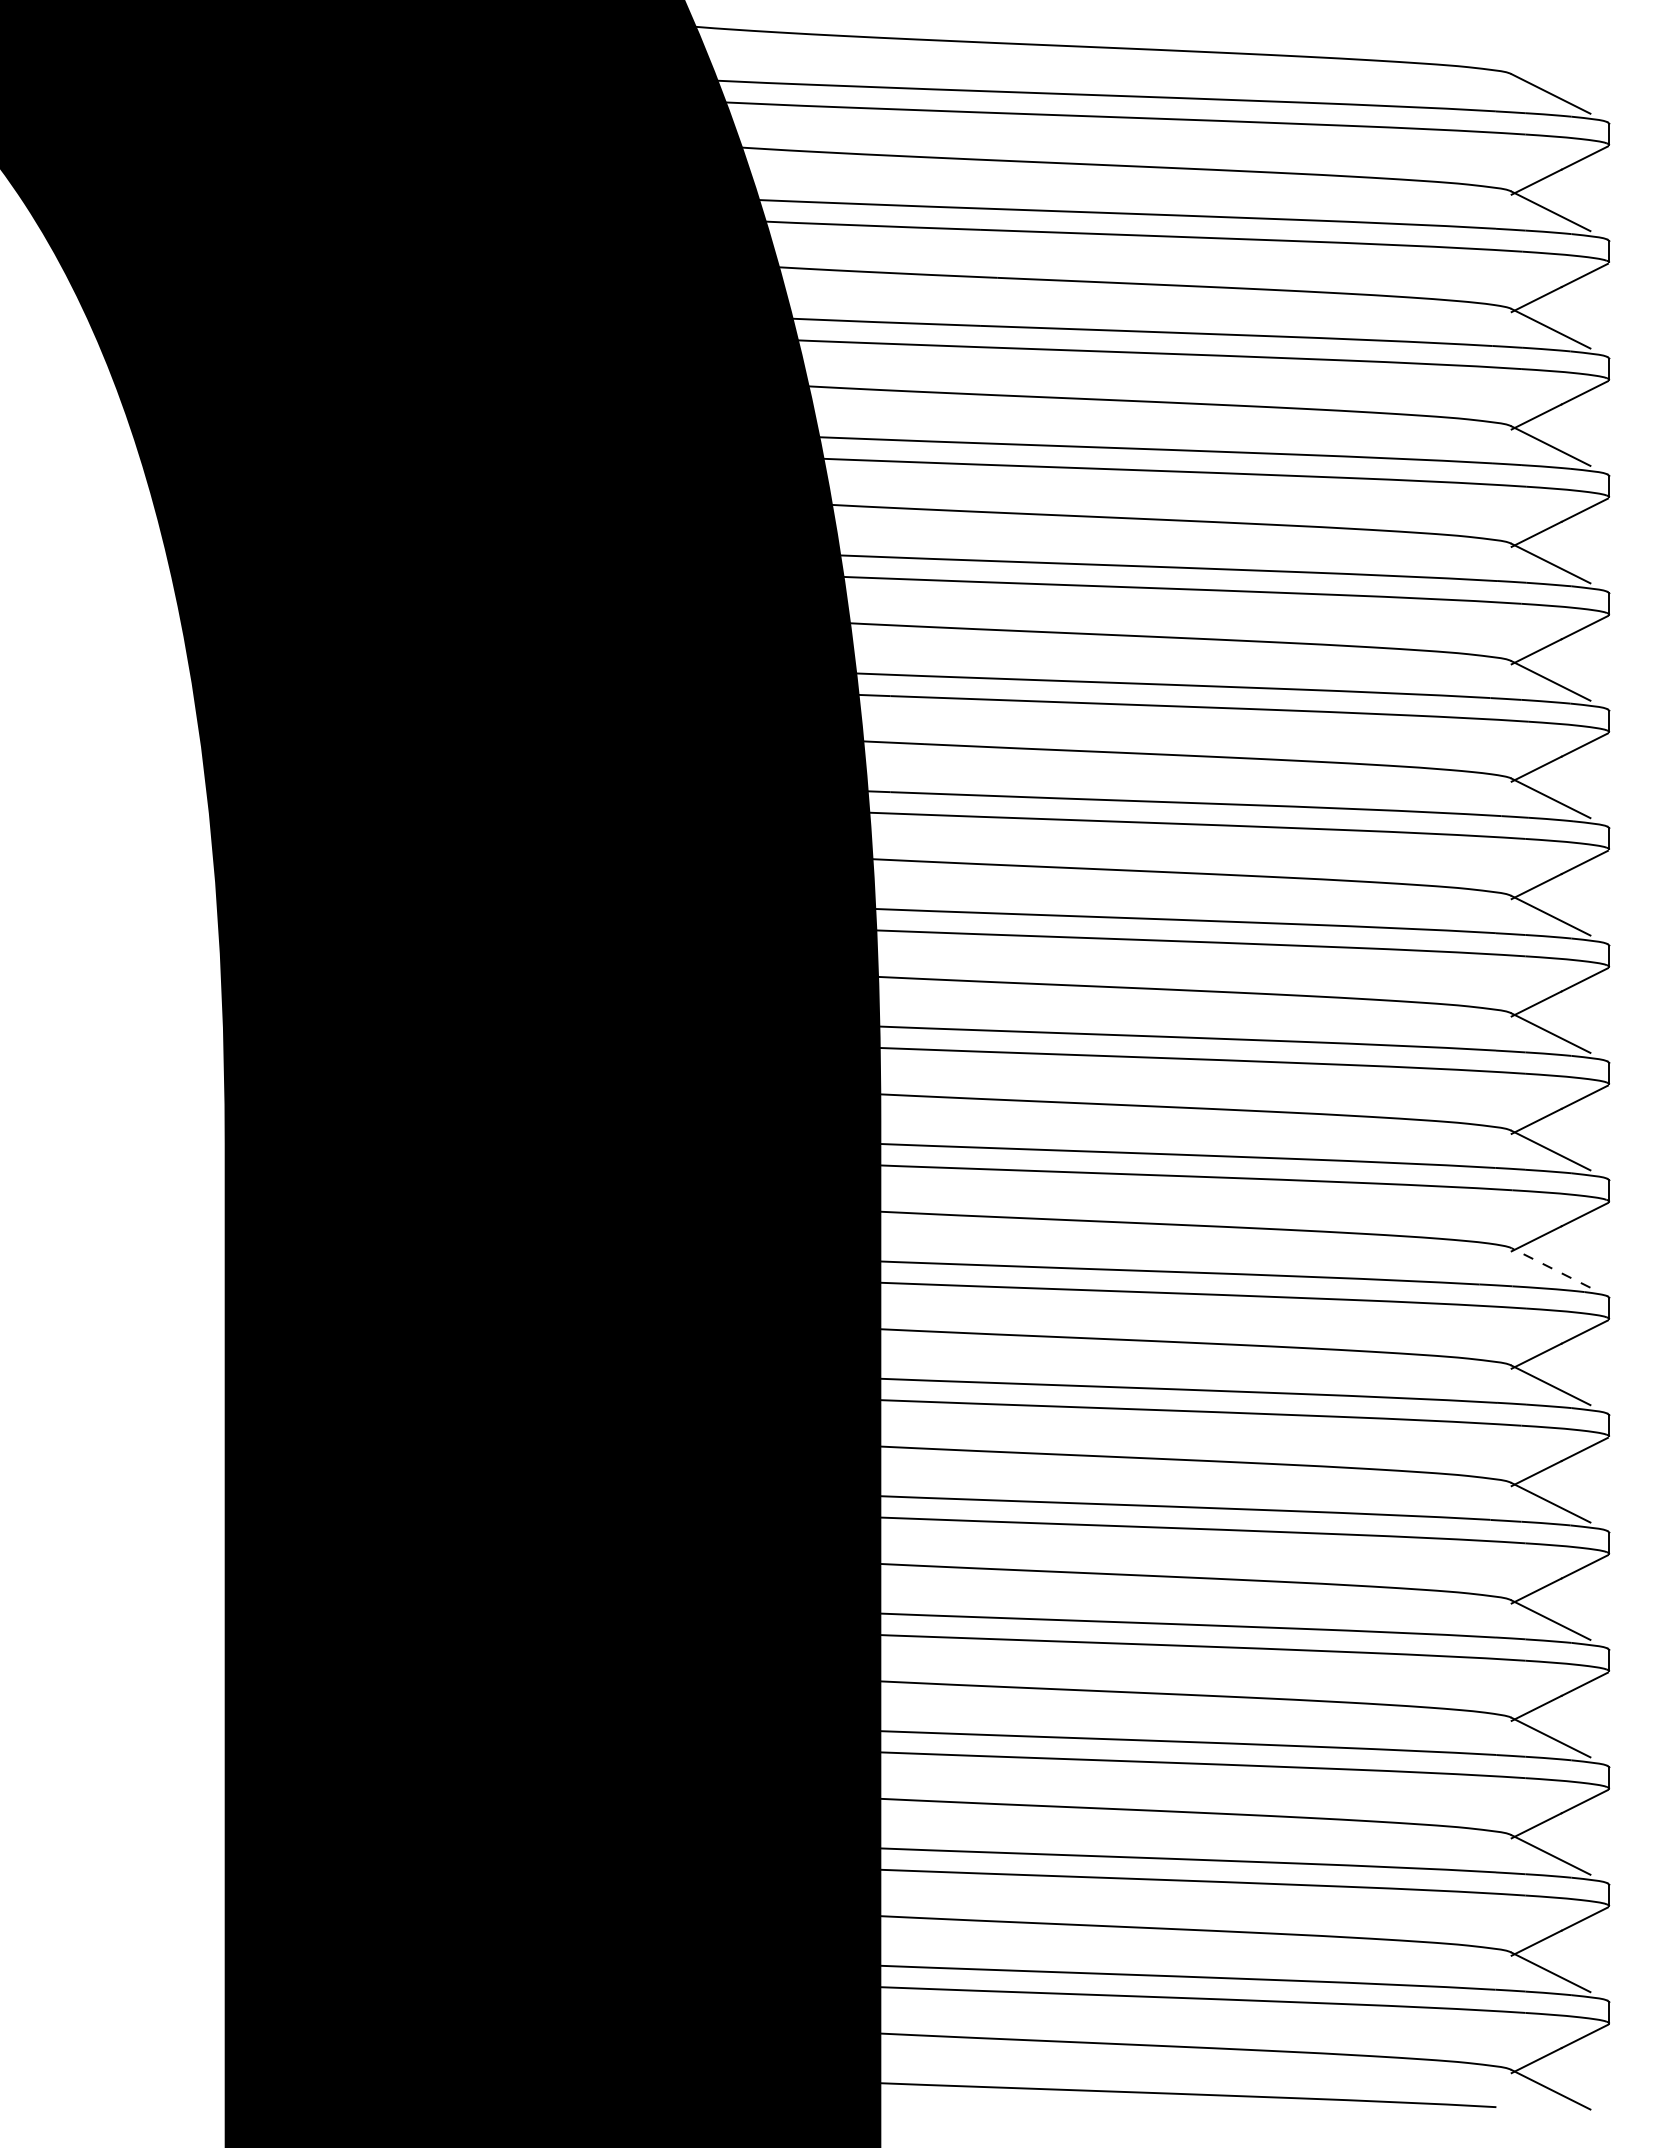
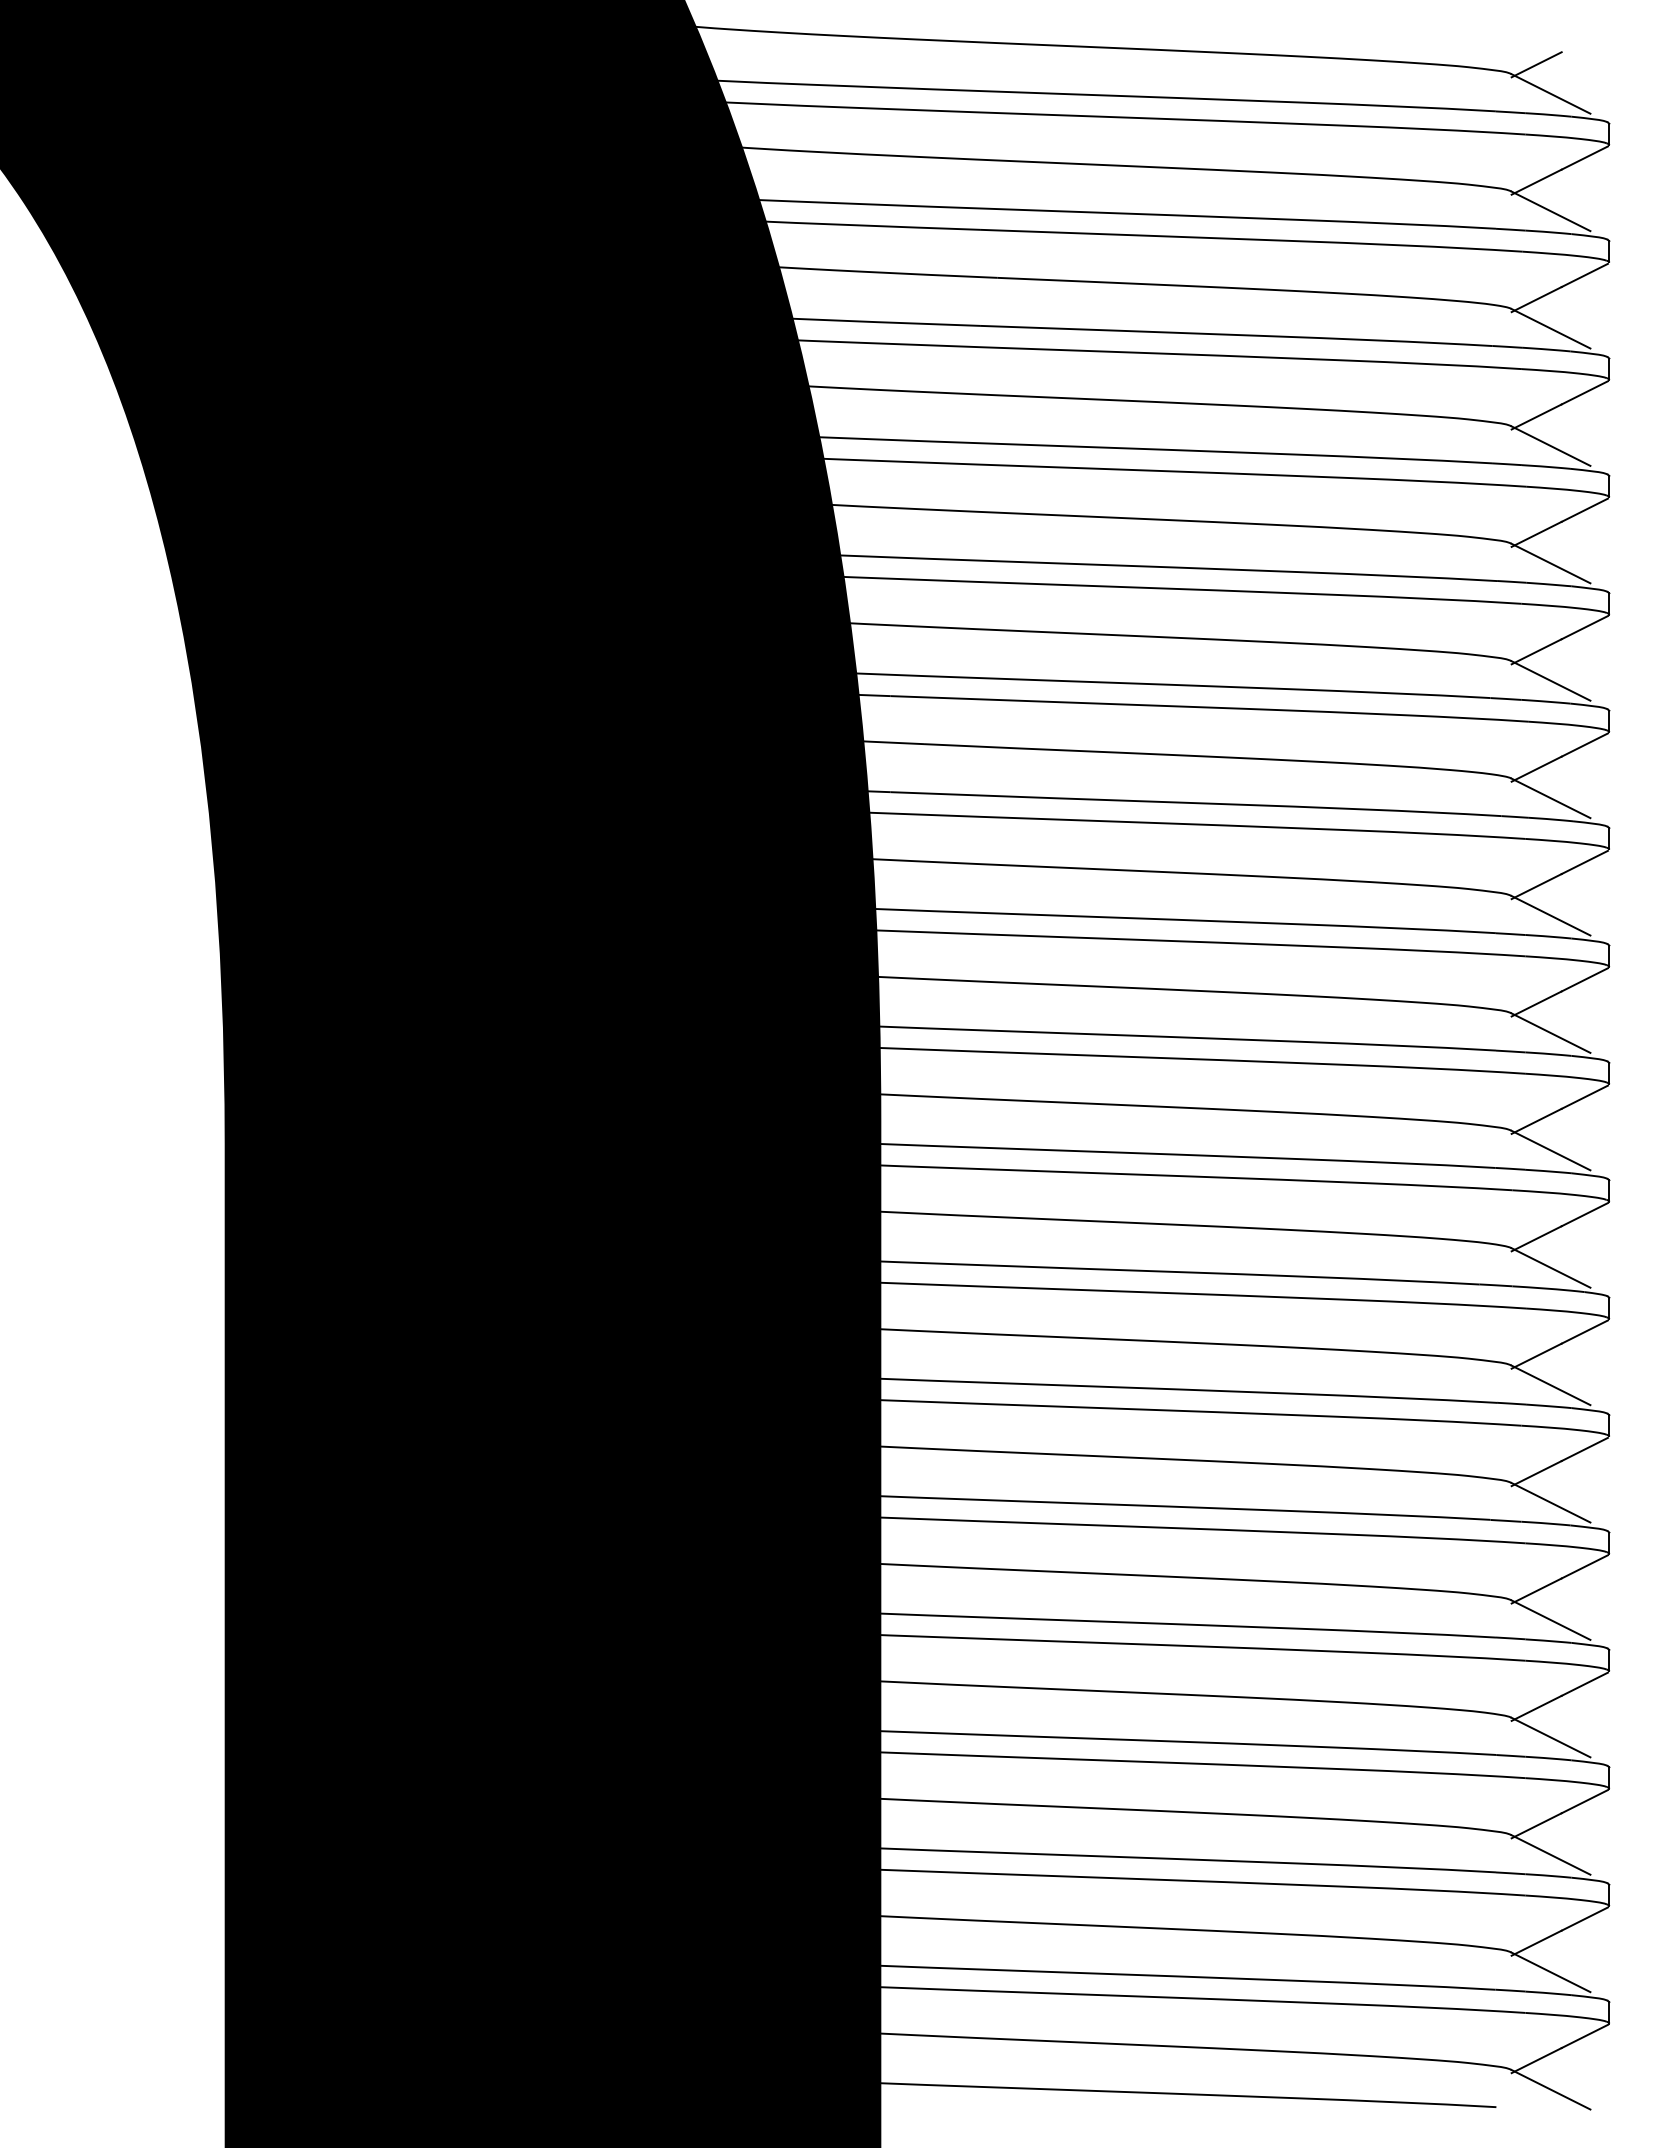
line: none -> present (1536, 64)
line: dashed -> solid (1550, 1267)
